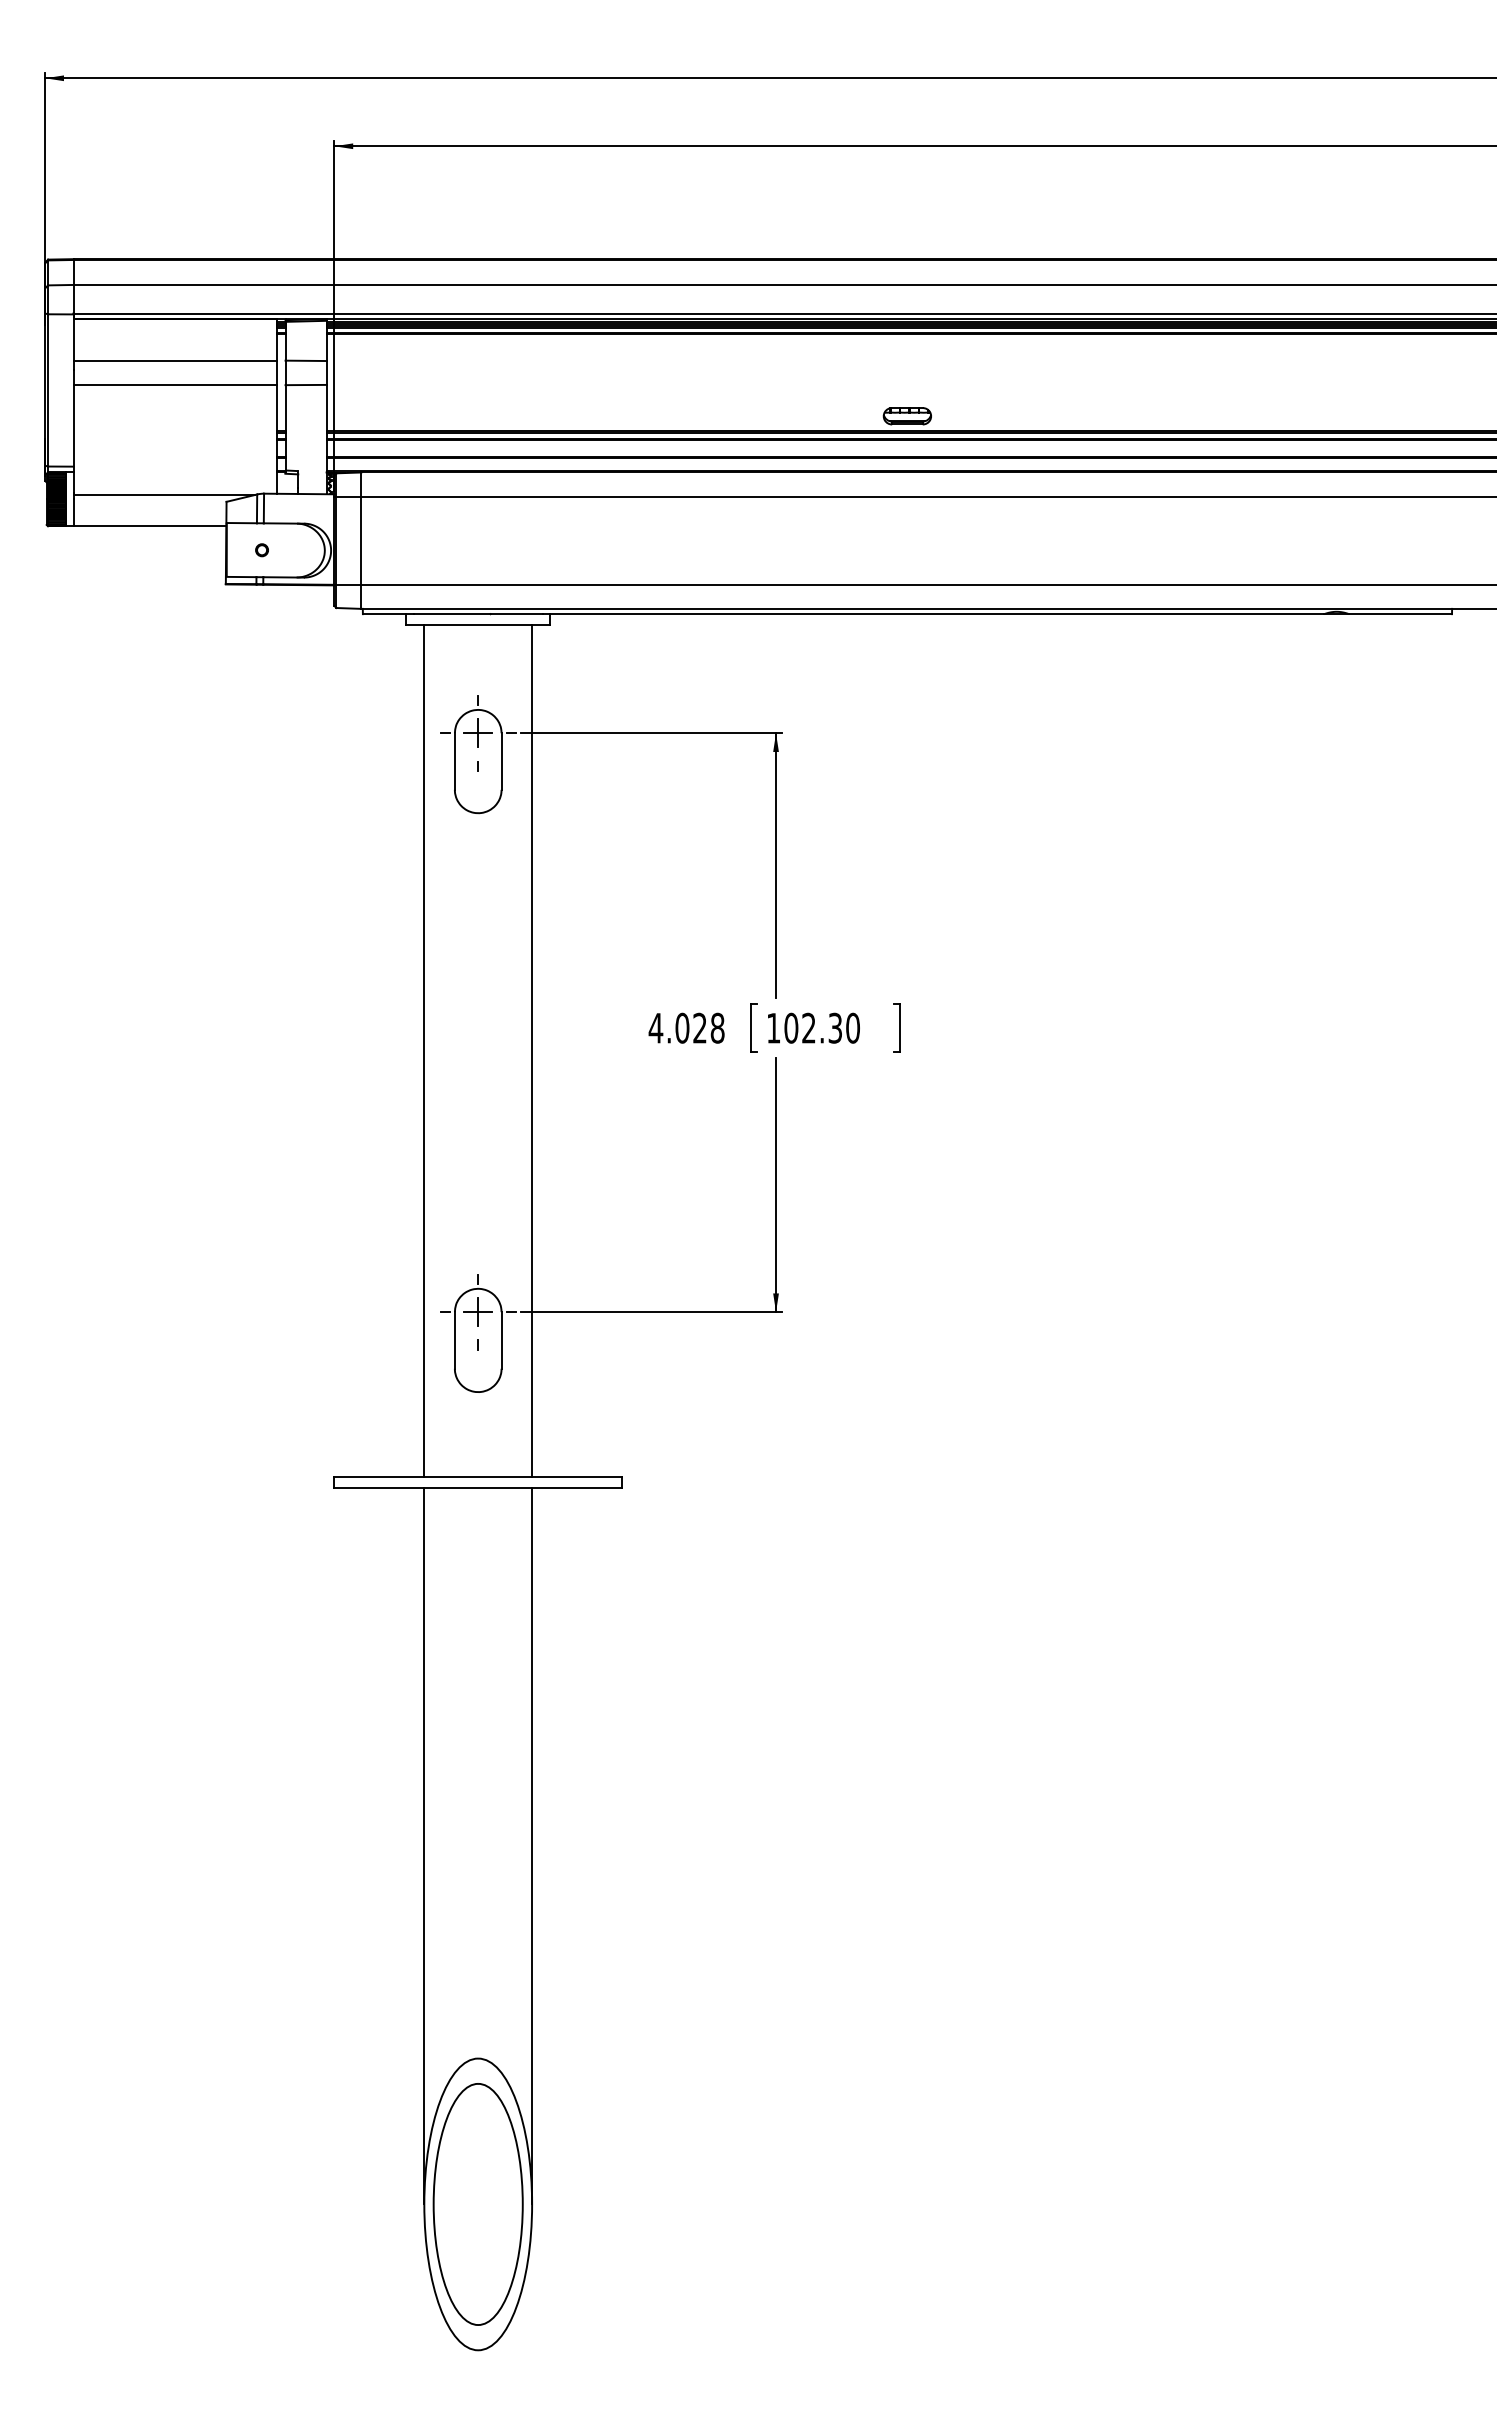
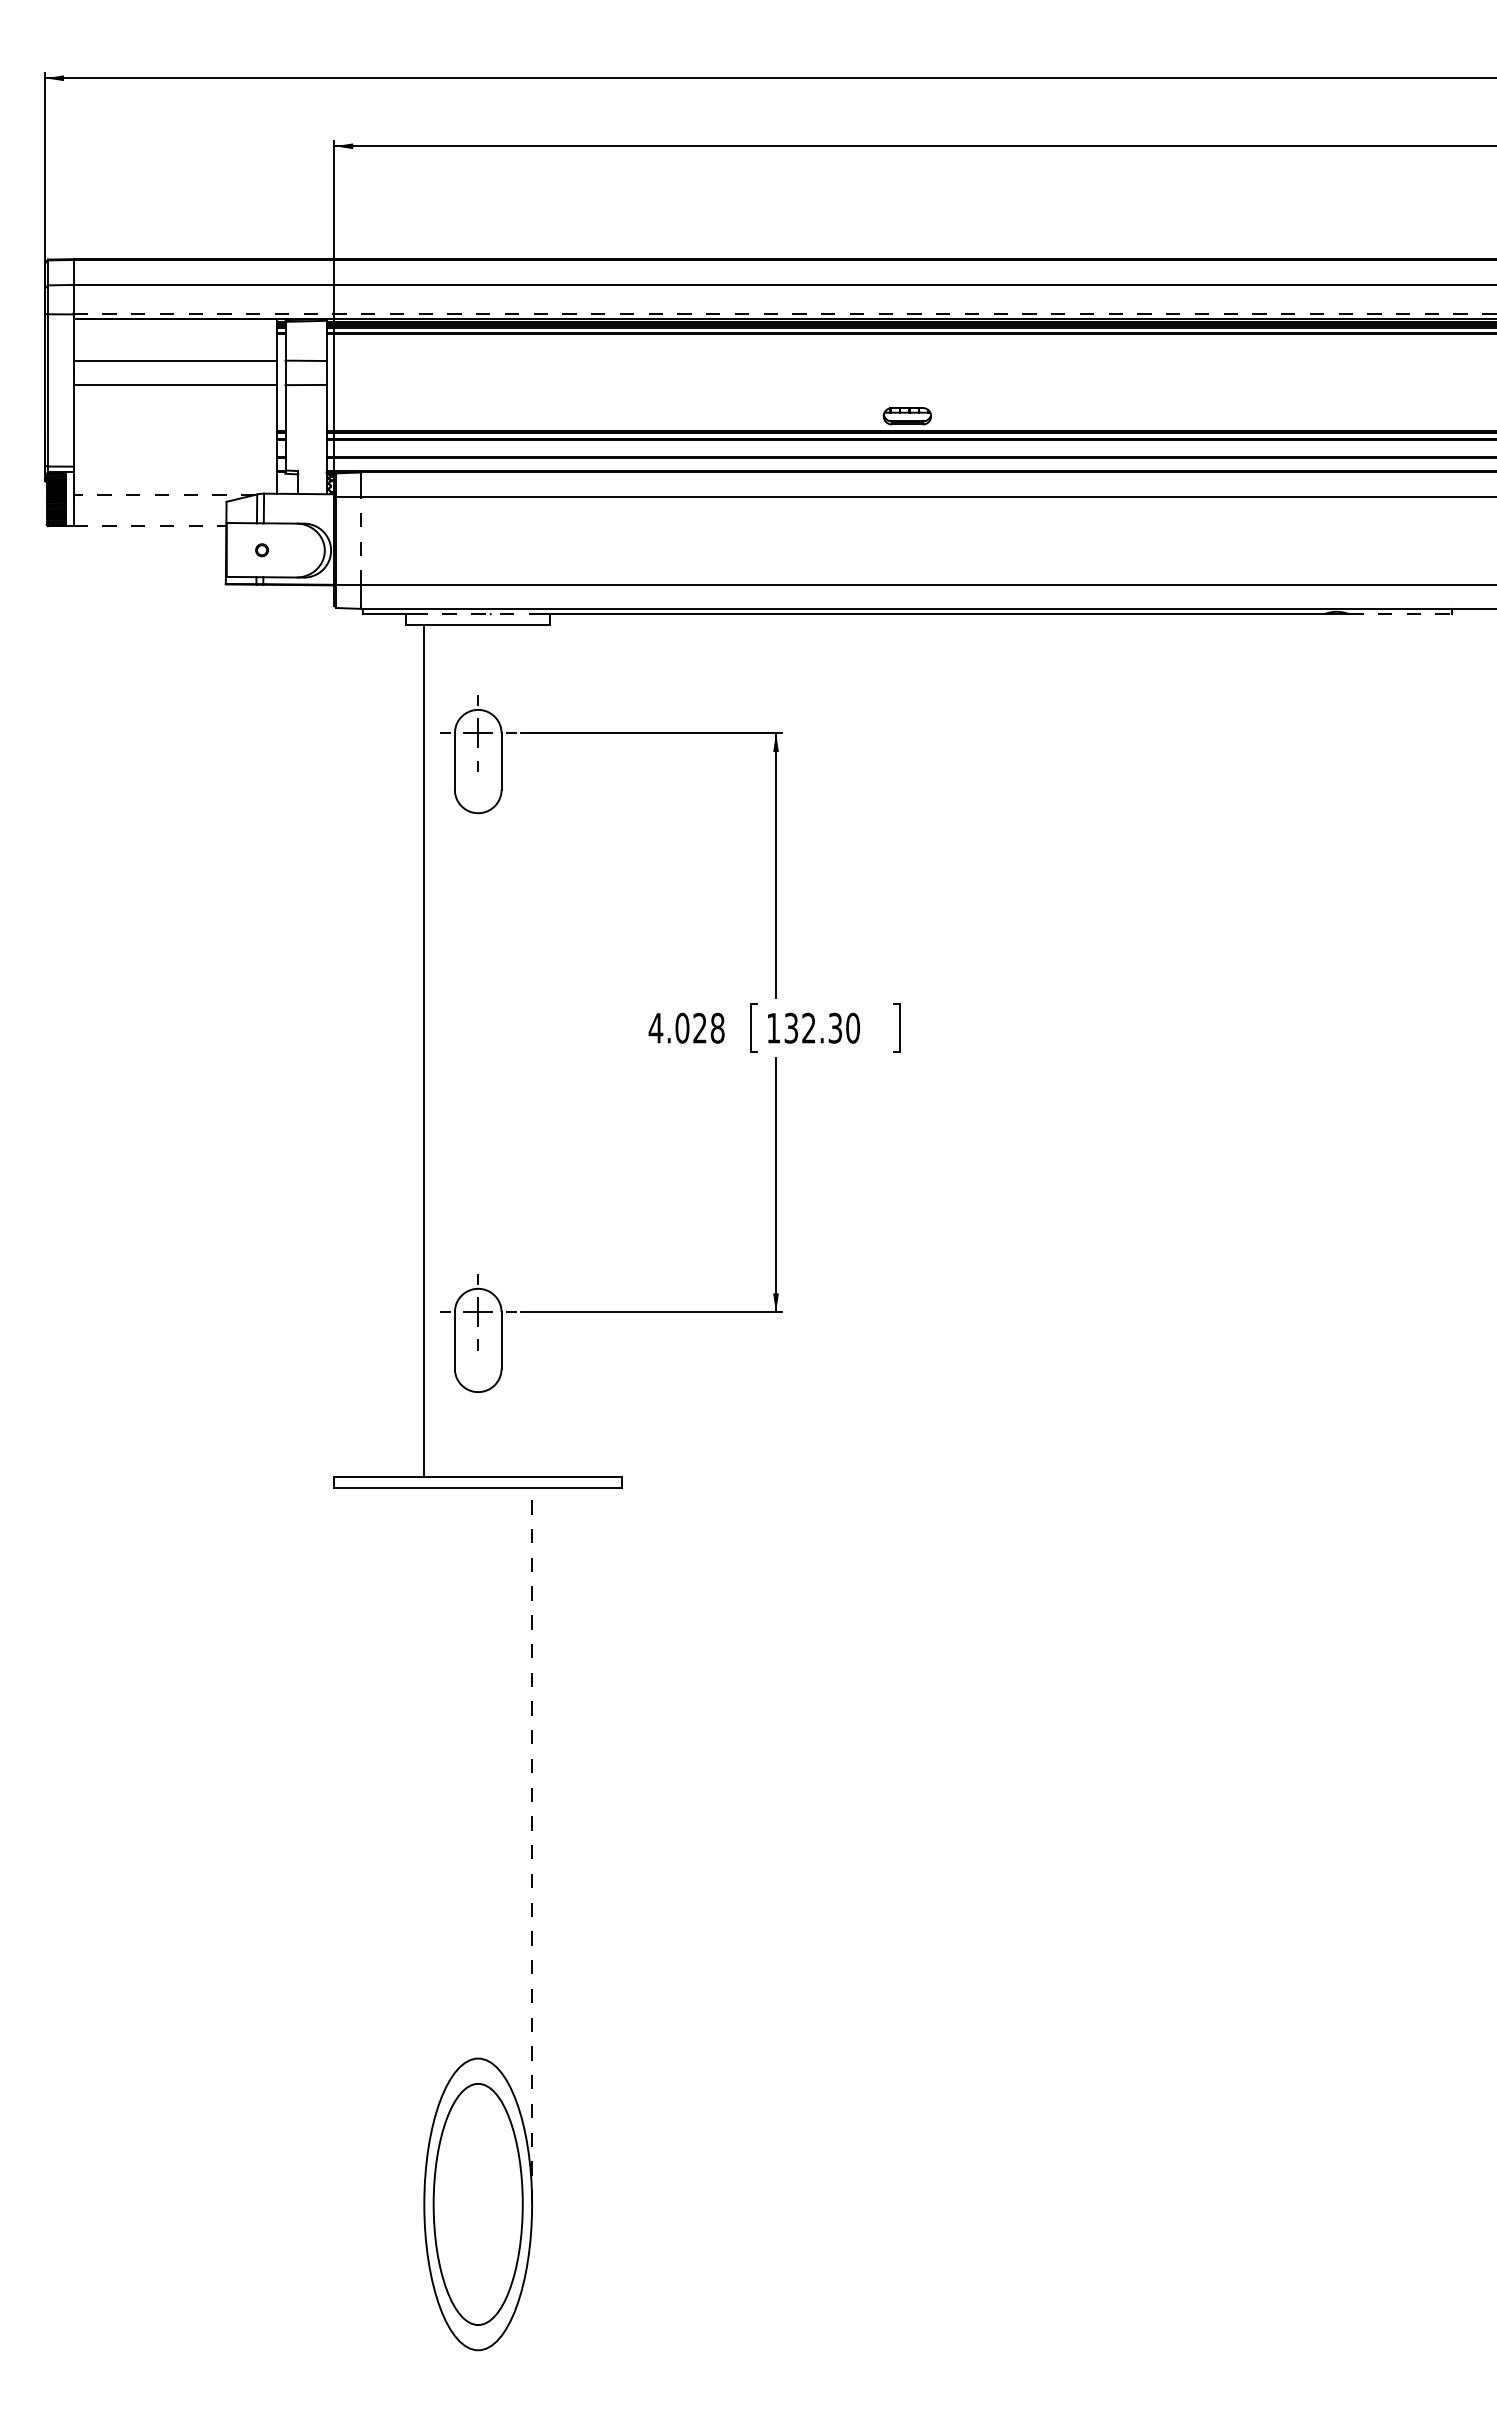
line: solid -> dashed (784, 314)
line: solid -> dashed (164, 494)
line: solid -> dashed (150, 526)
line: solid -> dashed (361, 540)
line: solid -> dashed (478, 614)
line: solid -> dashed (1401, 614)
text: 102.30 -> 132.30 (791, 1027)
line: present -> none (532, 1050)
line: present -> none (424, 1845)
line: solid -> dashed (532, 1845)
